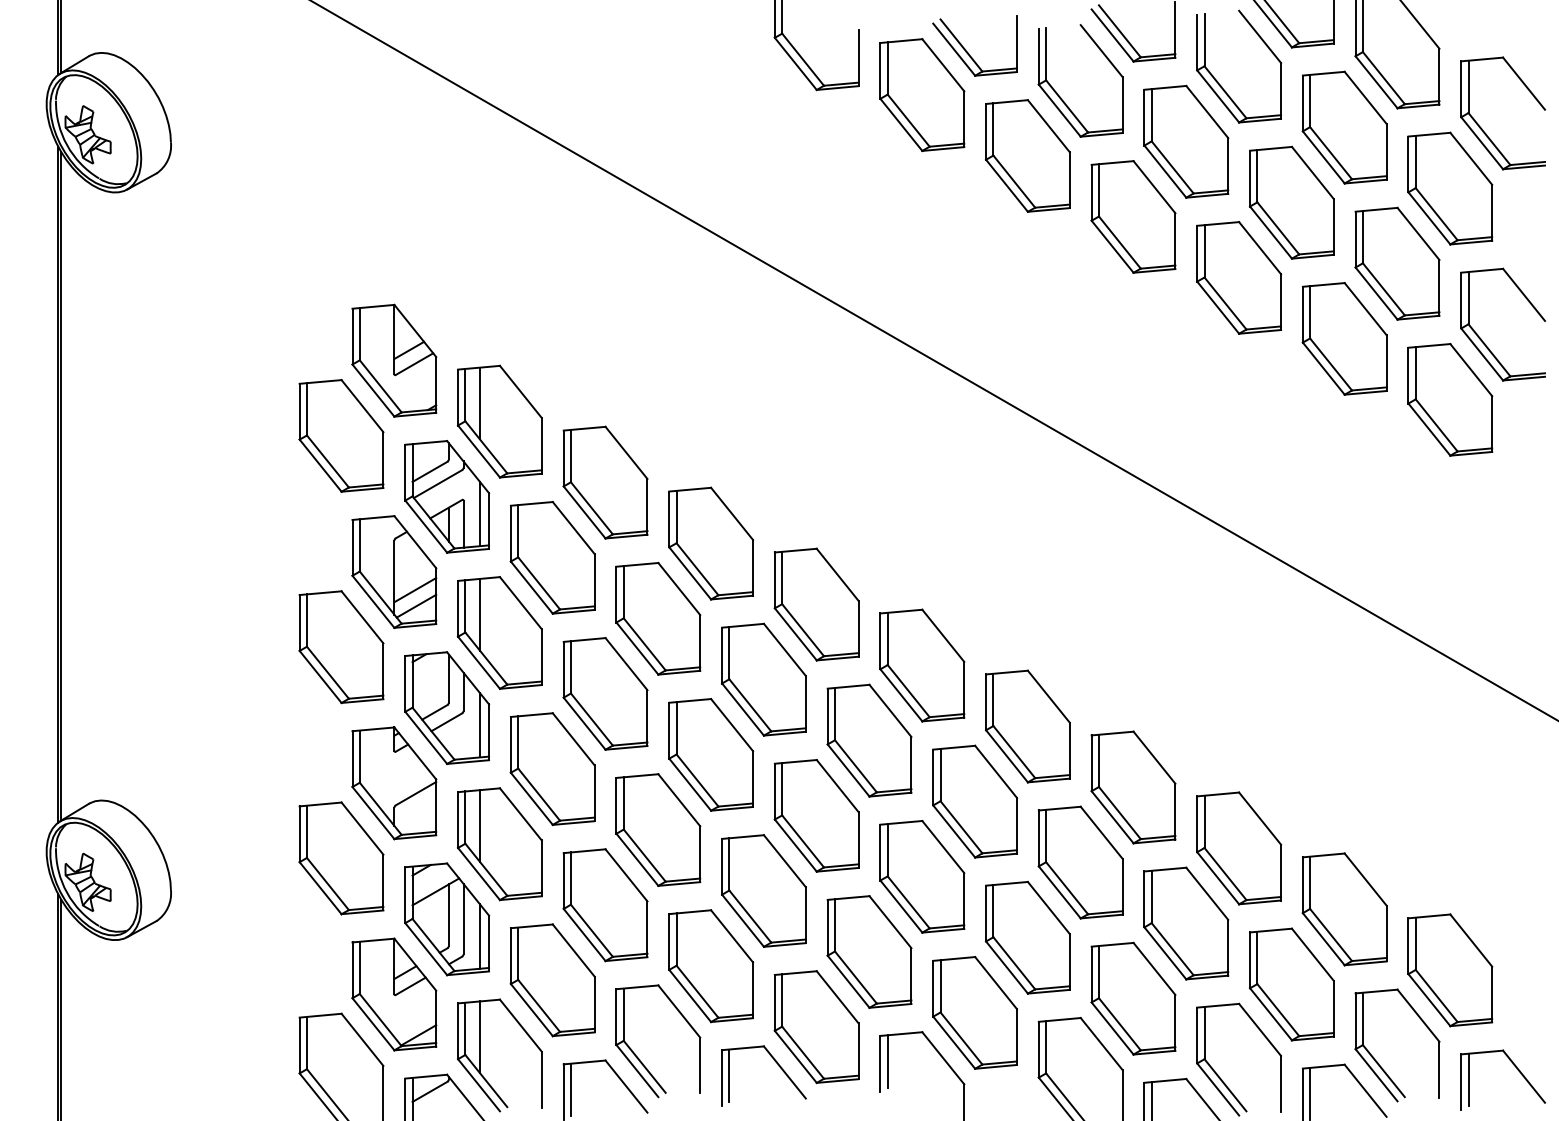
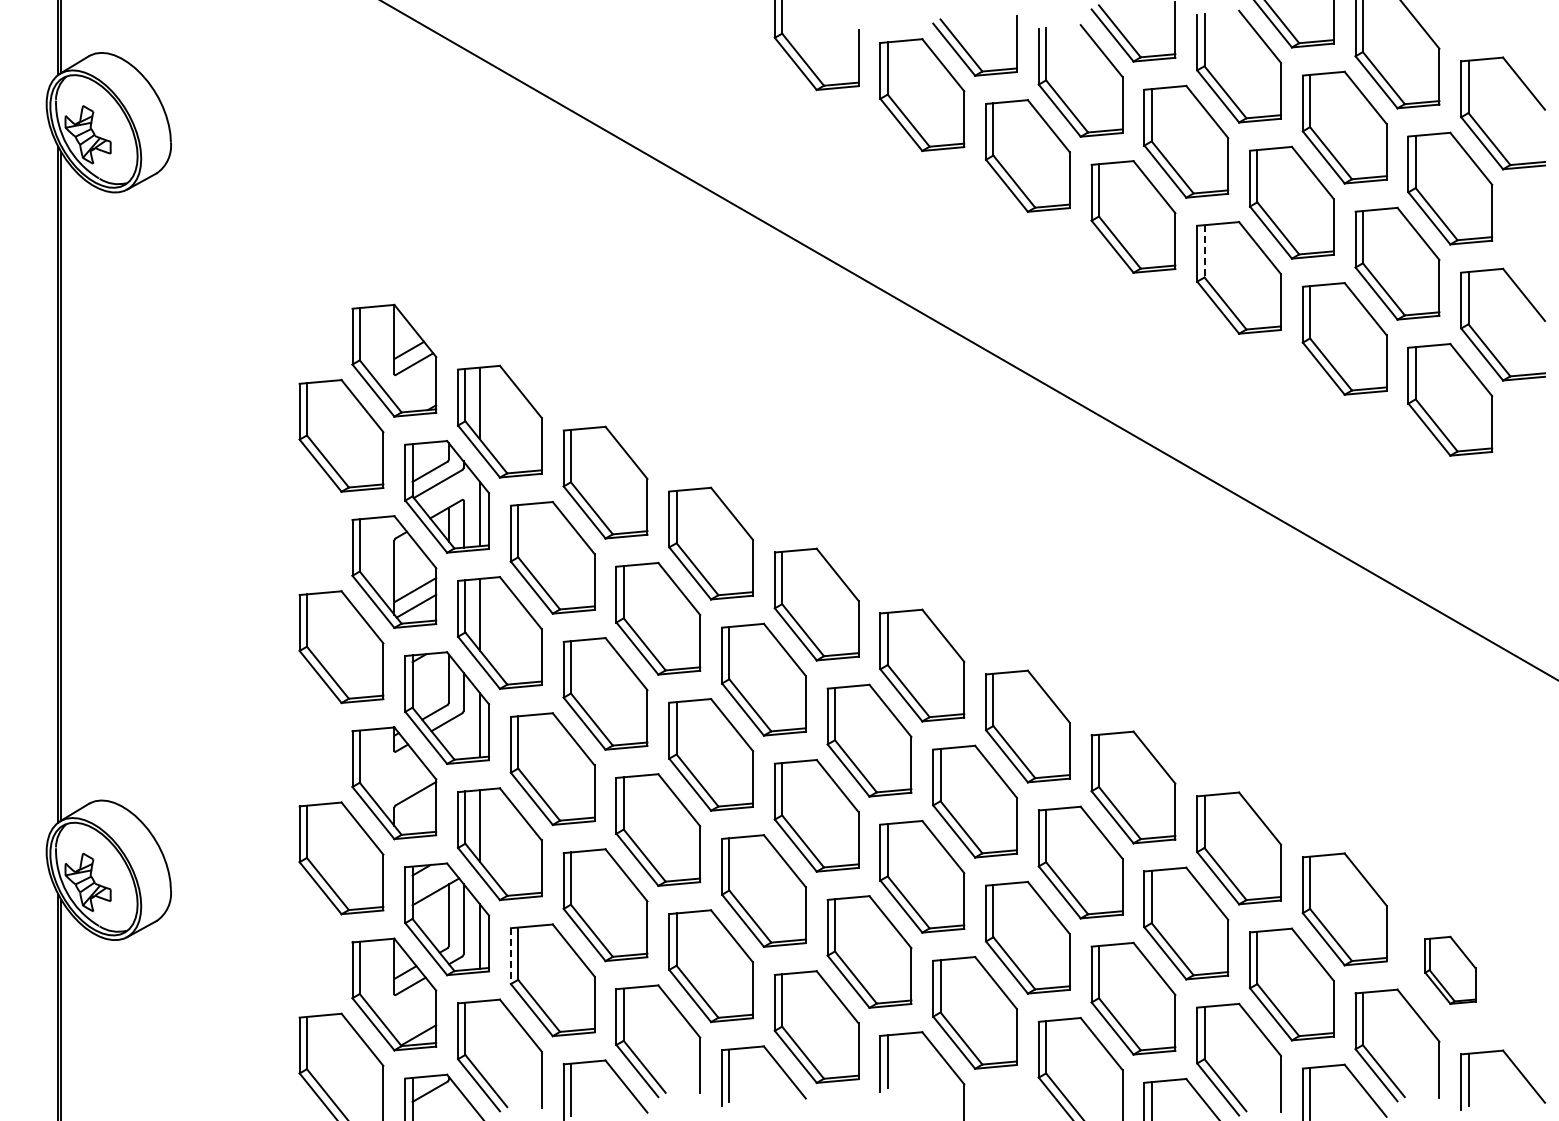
line: solid -> dashed (1204, 251)
line position: (934, 360) -> (969, 340) (969, 340)
line: solid -> dashed (510, 956)
part size: 87x115 px -> 53x70 px (1450, 969)
line: present -> none (479, 1037)
